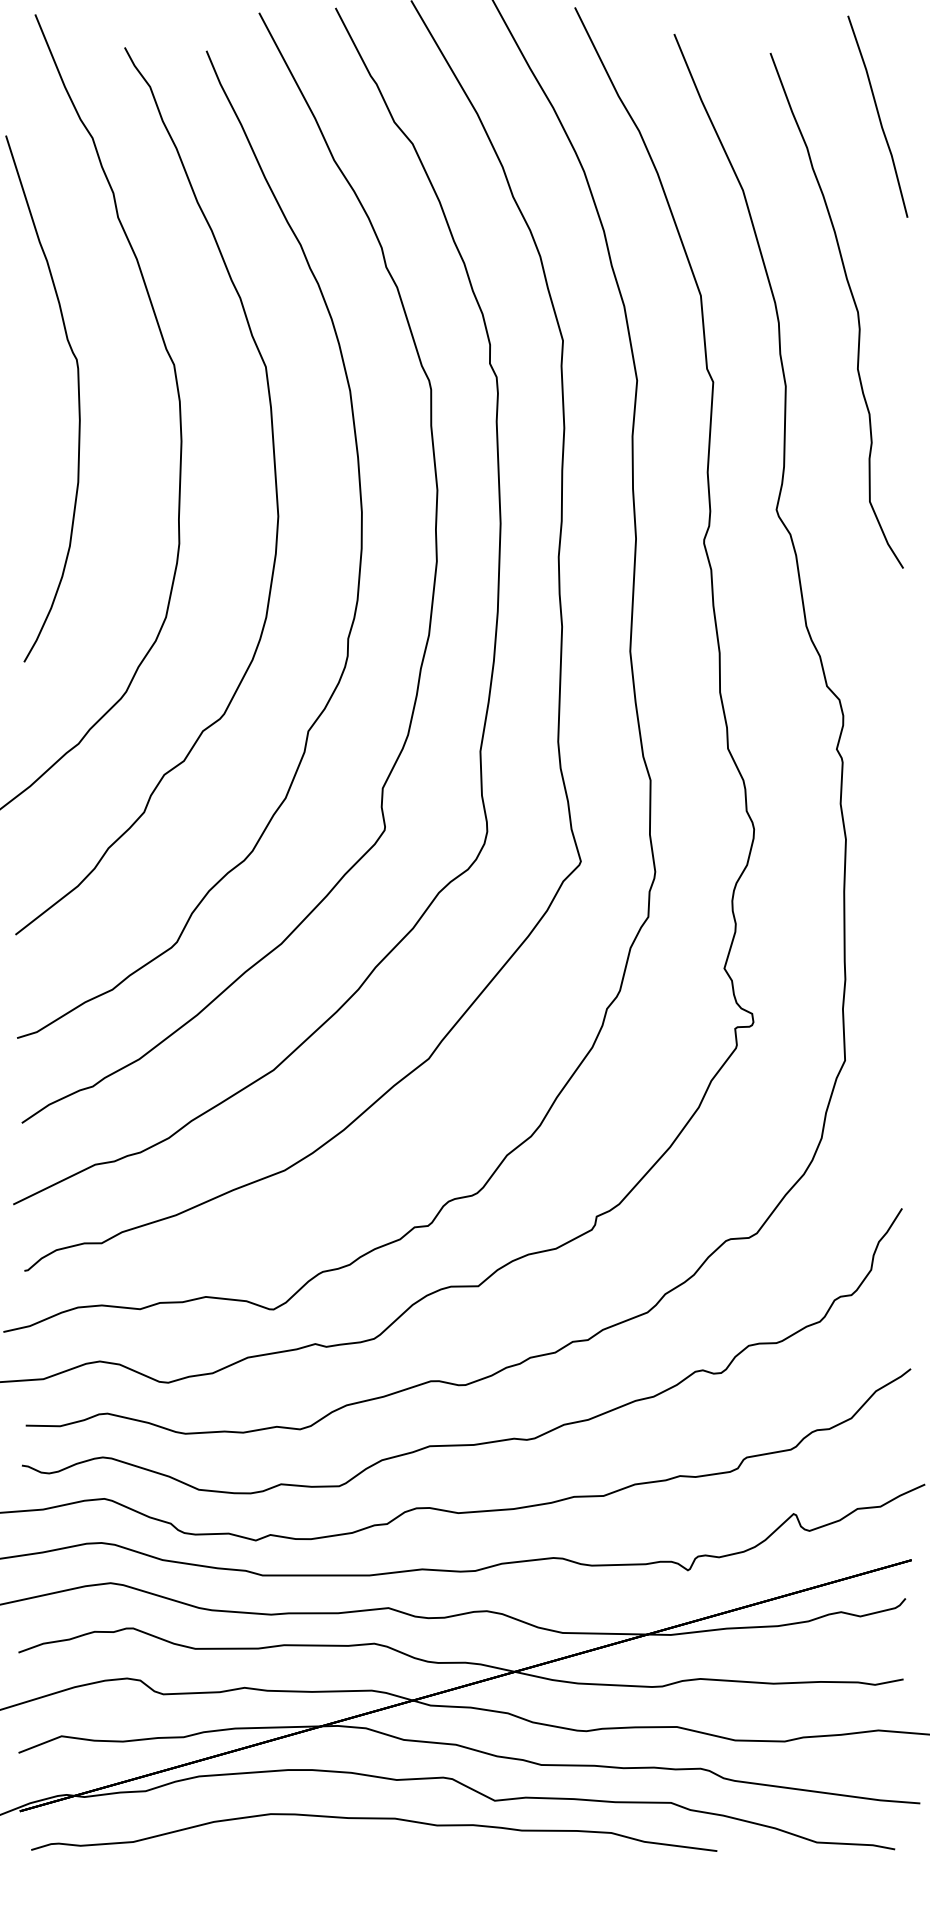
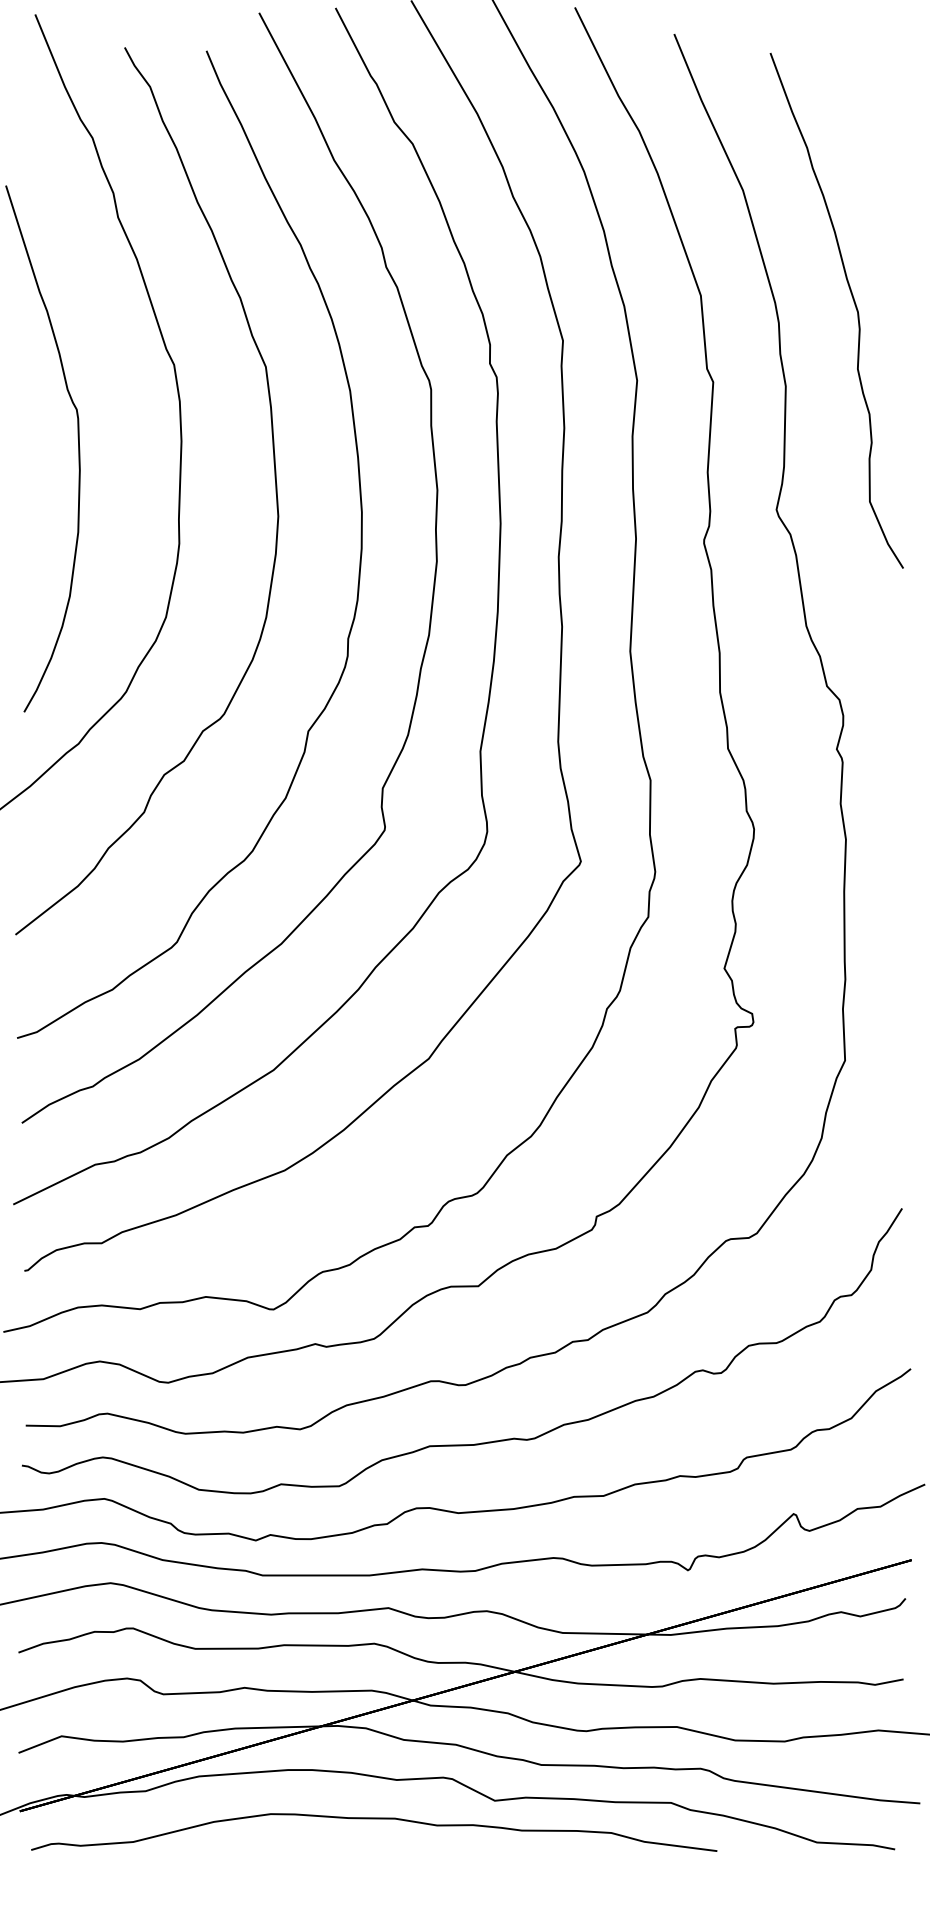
line: present -> none (877, 115)
curve position: (78, 398) -> (78, 448) (78, 448)
